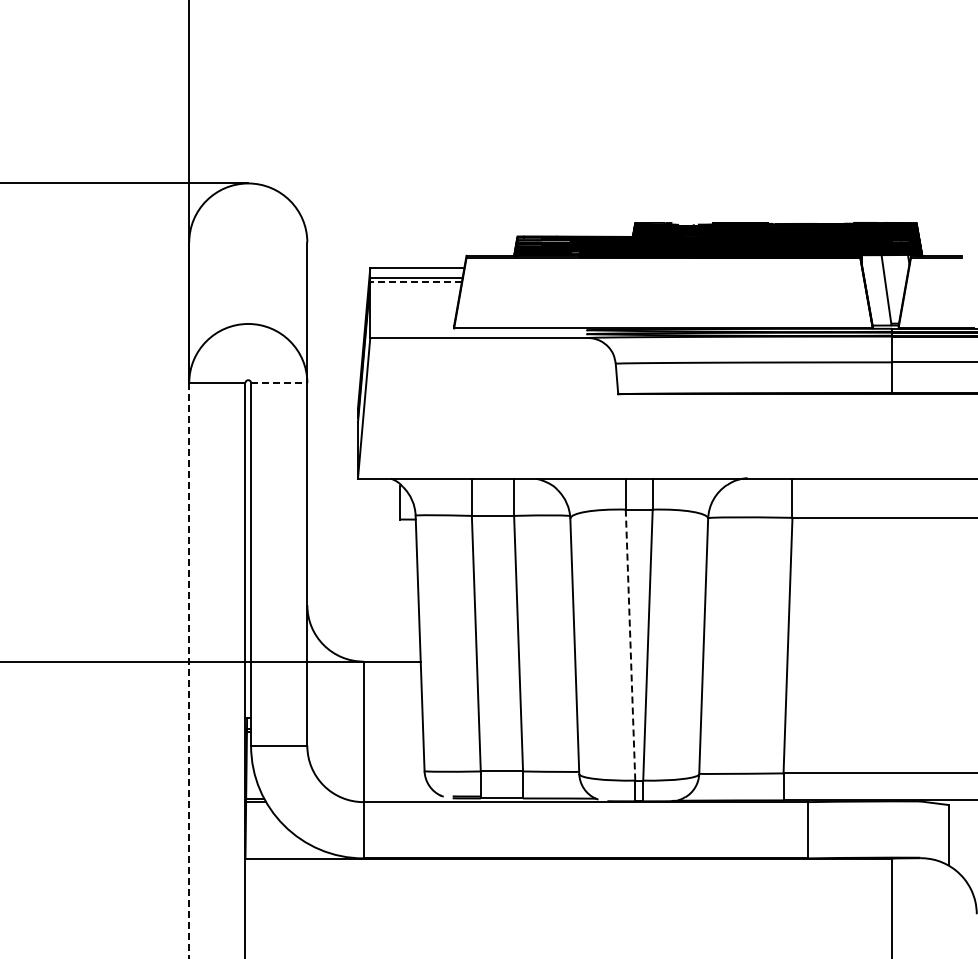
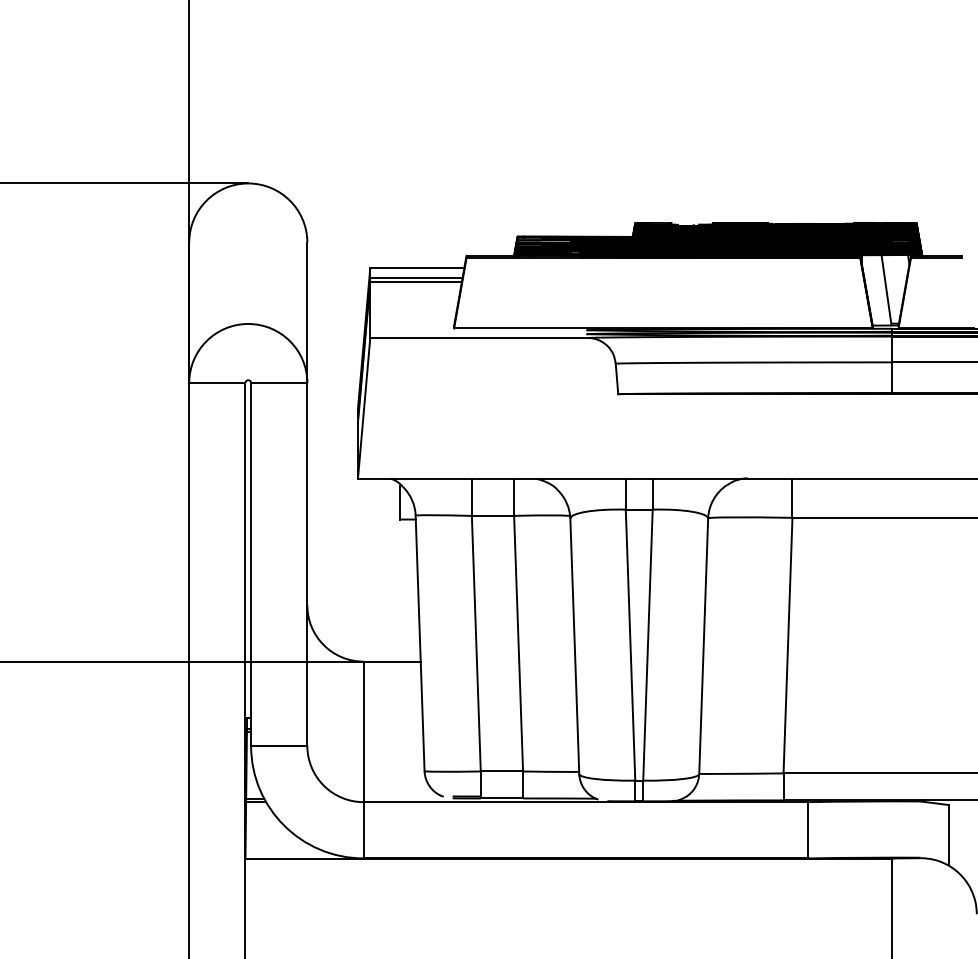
line: dashed -> solid (416, 282)
line: dashed -> solid (279, 383)
line: dashed -> solid (630, 645)
line: dashed -> solid (189, 671)
